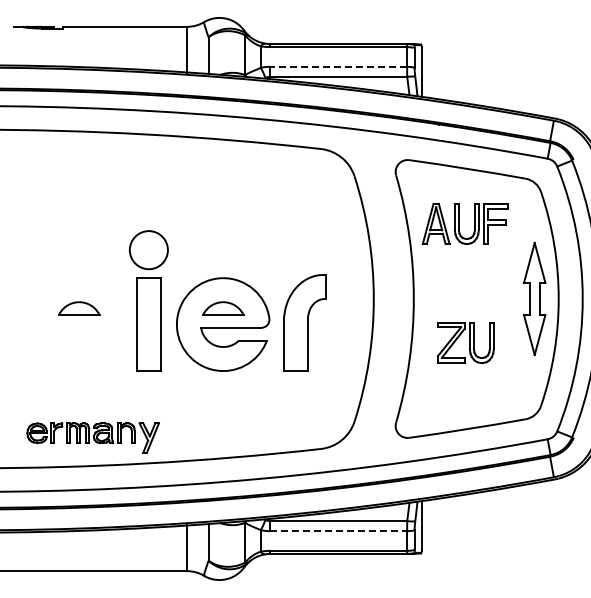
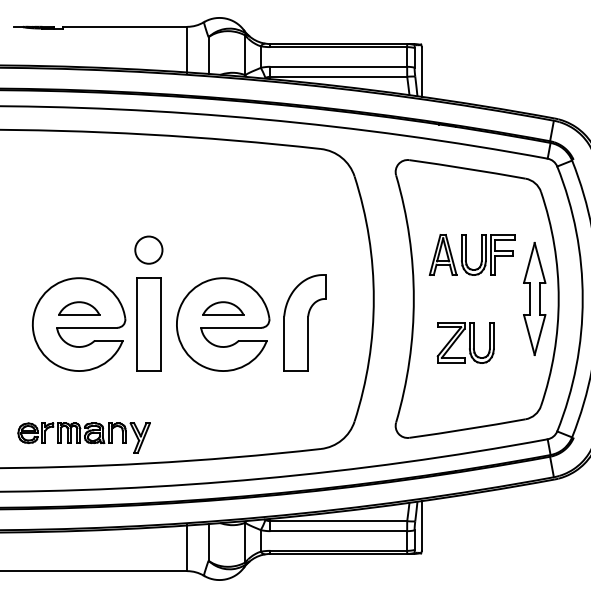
line: dashed -> solid (338, 66)
part position: (464, 223) -> (471, 254) (471, 254)
circle diameter: 38 px -> 27 px (148, 249)
part: none -> present (78, 324)
part position: (92, 437) -> (83, 437) (83, 437)
line: dashed -> solid (339, 531)
